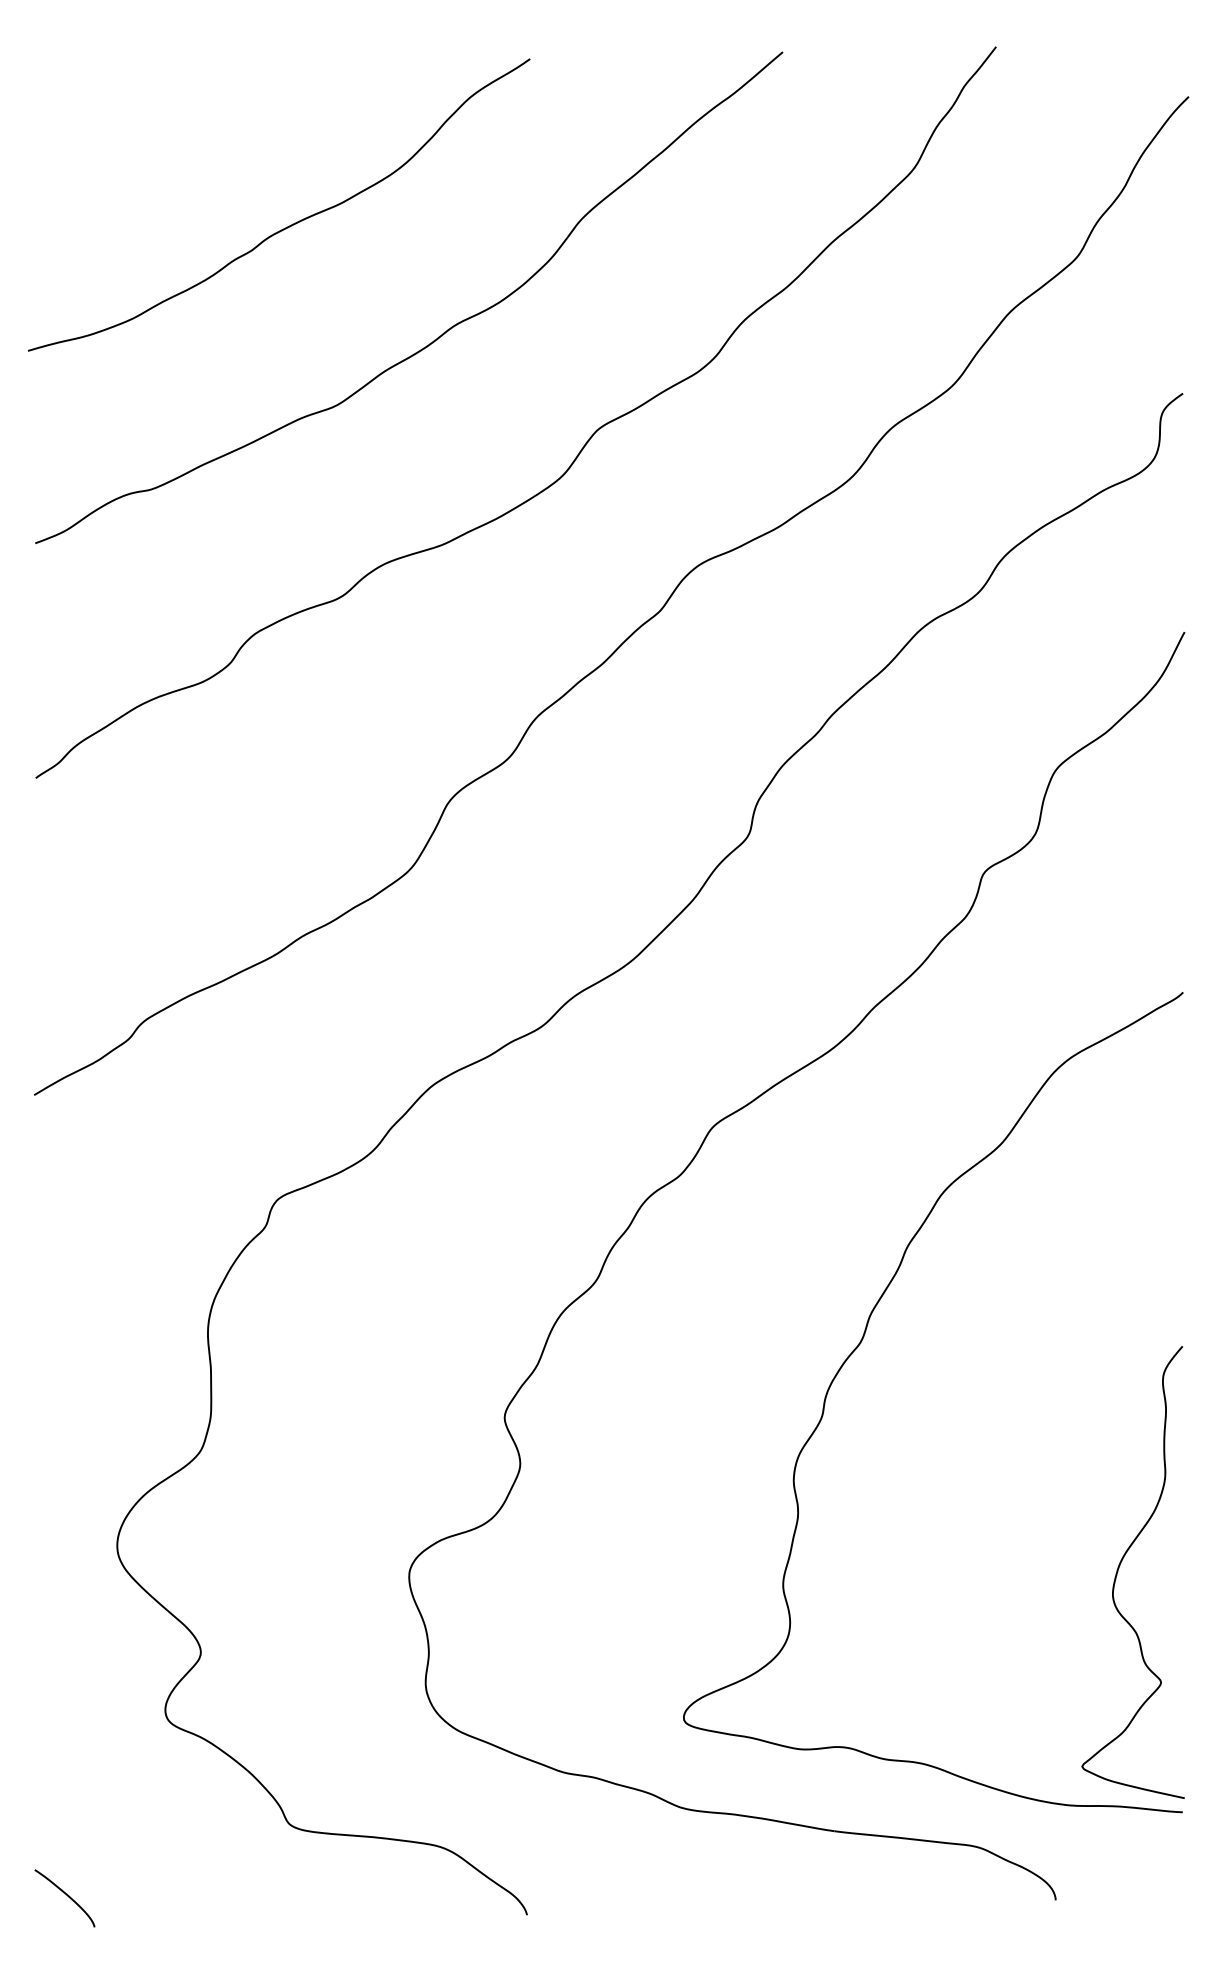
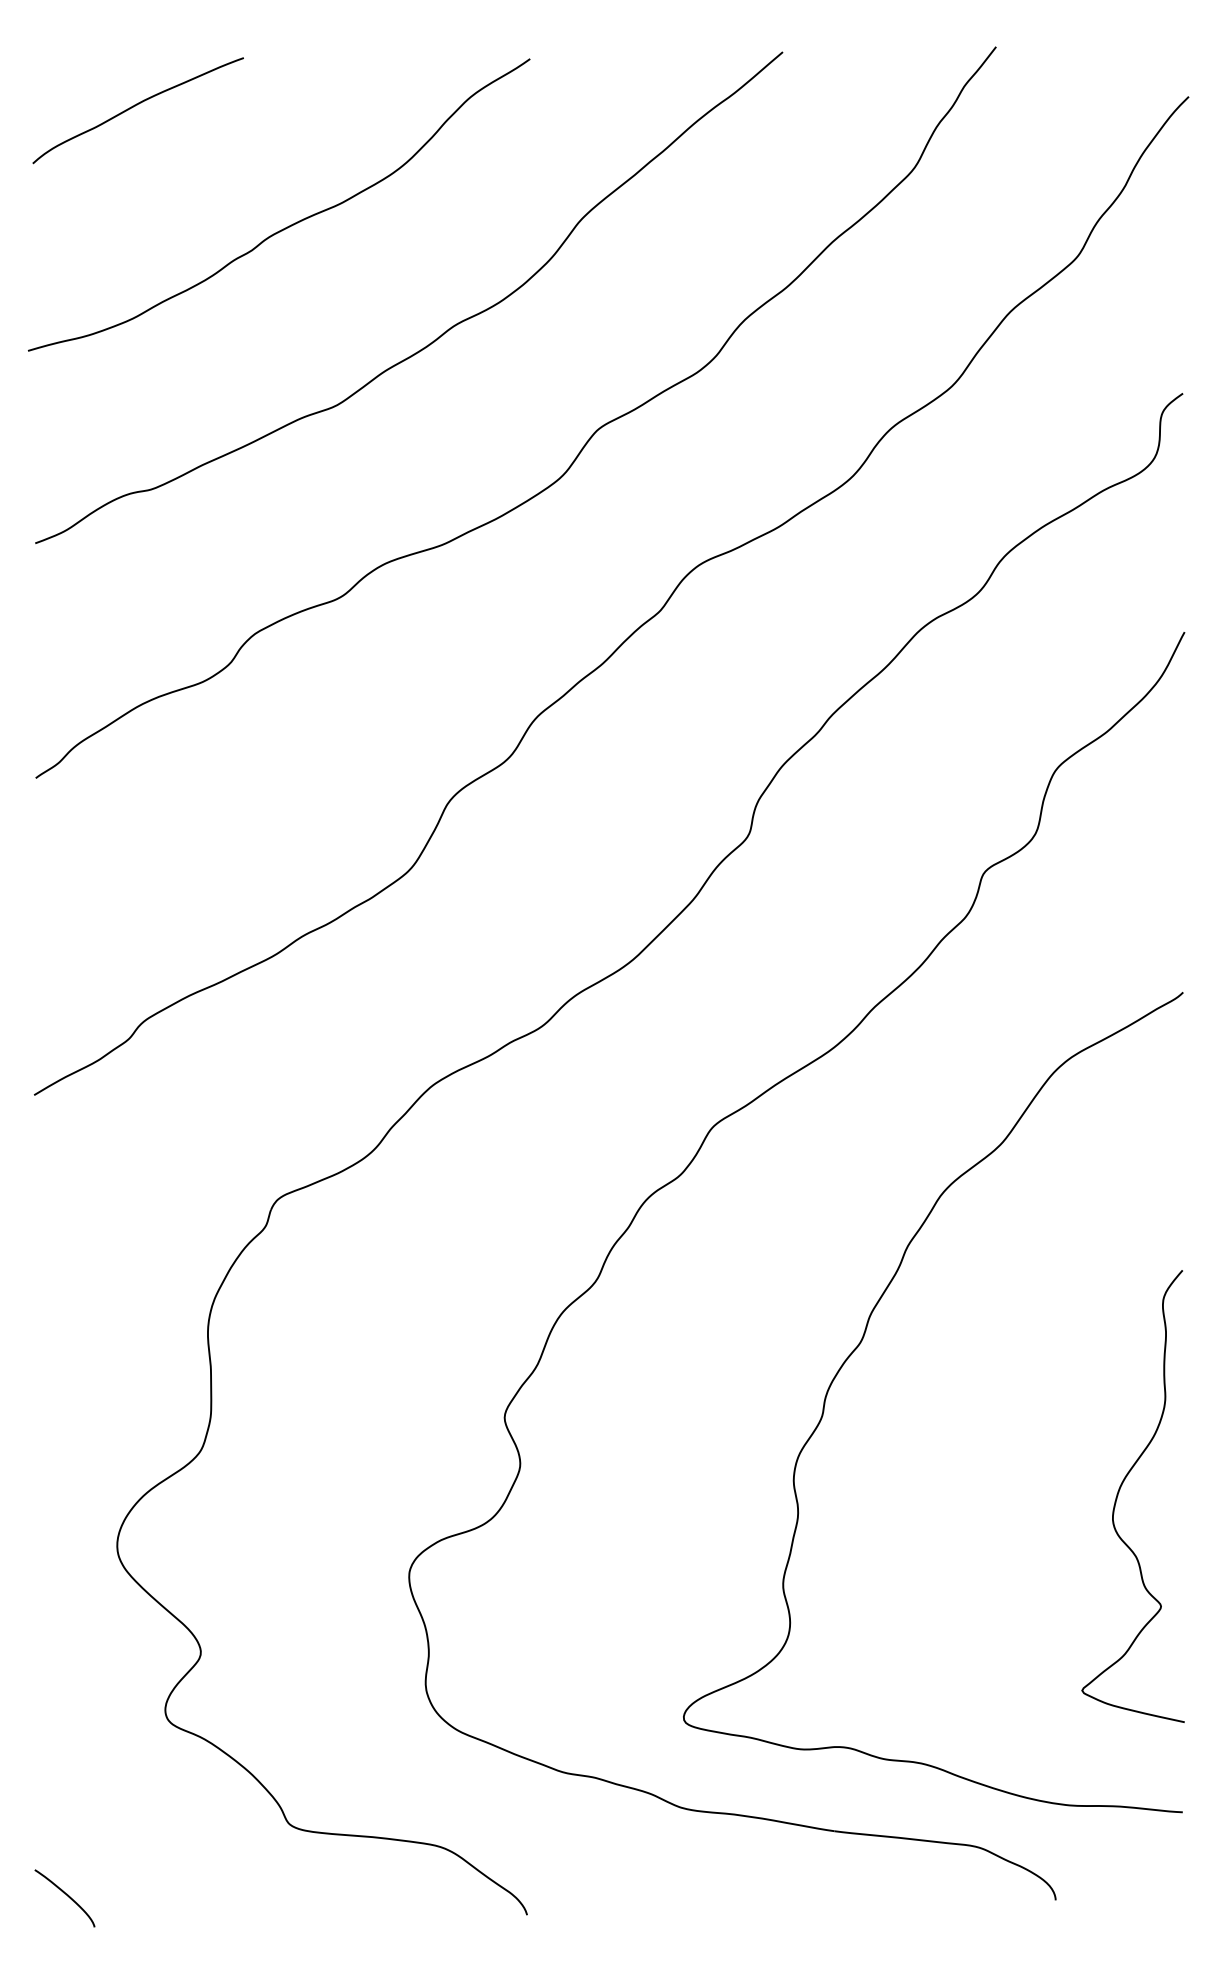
curve: none -> present (135, 106)
curve position: (1119, 1568) -> (1119, 1492) (1119, 1492)
